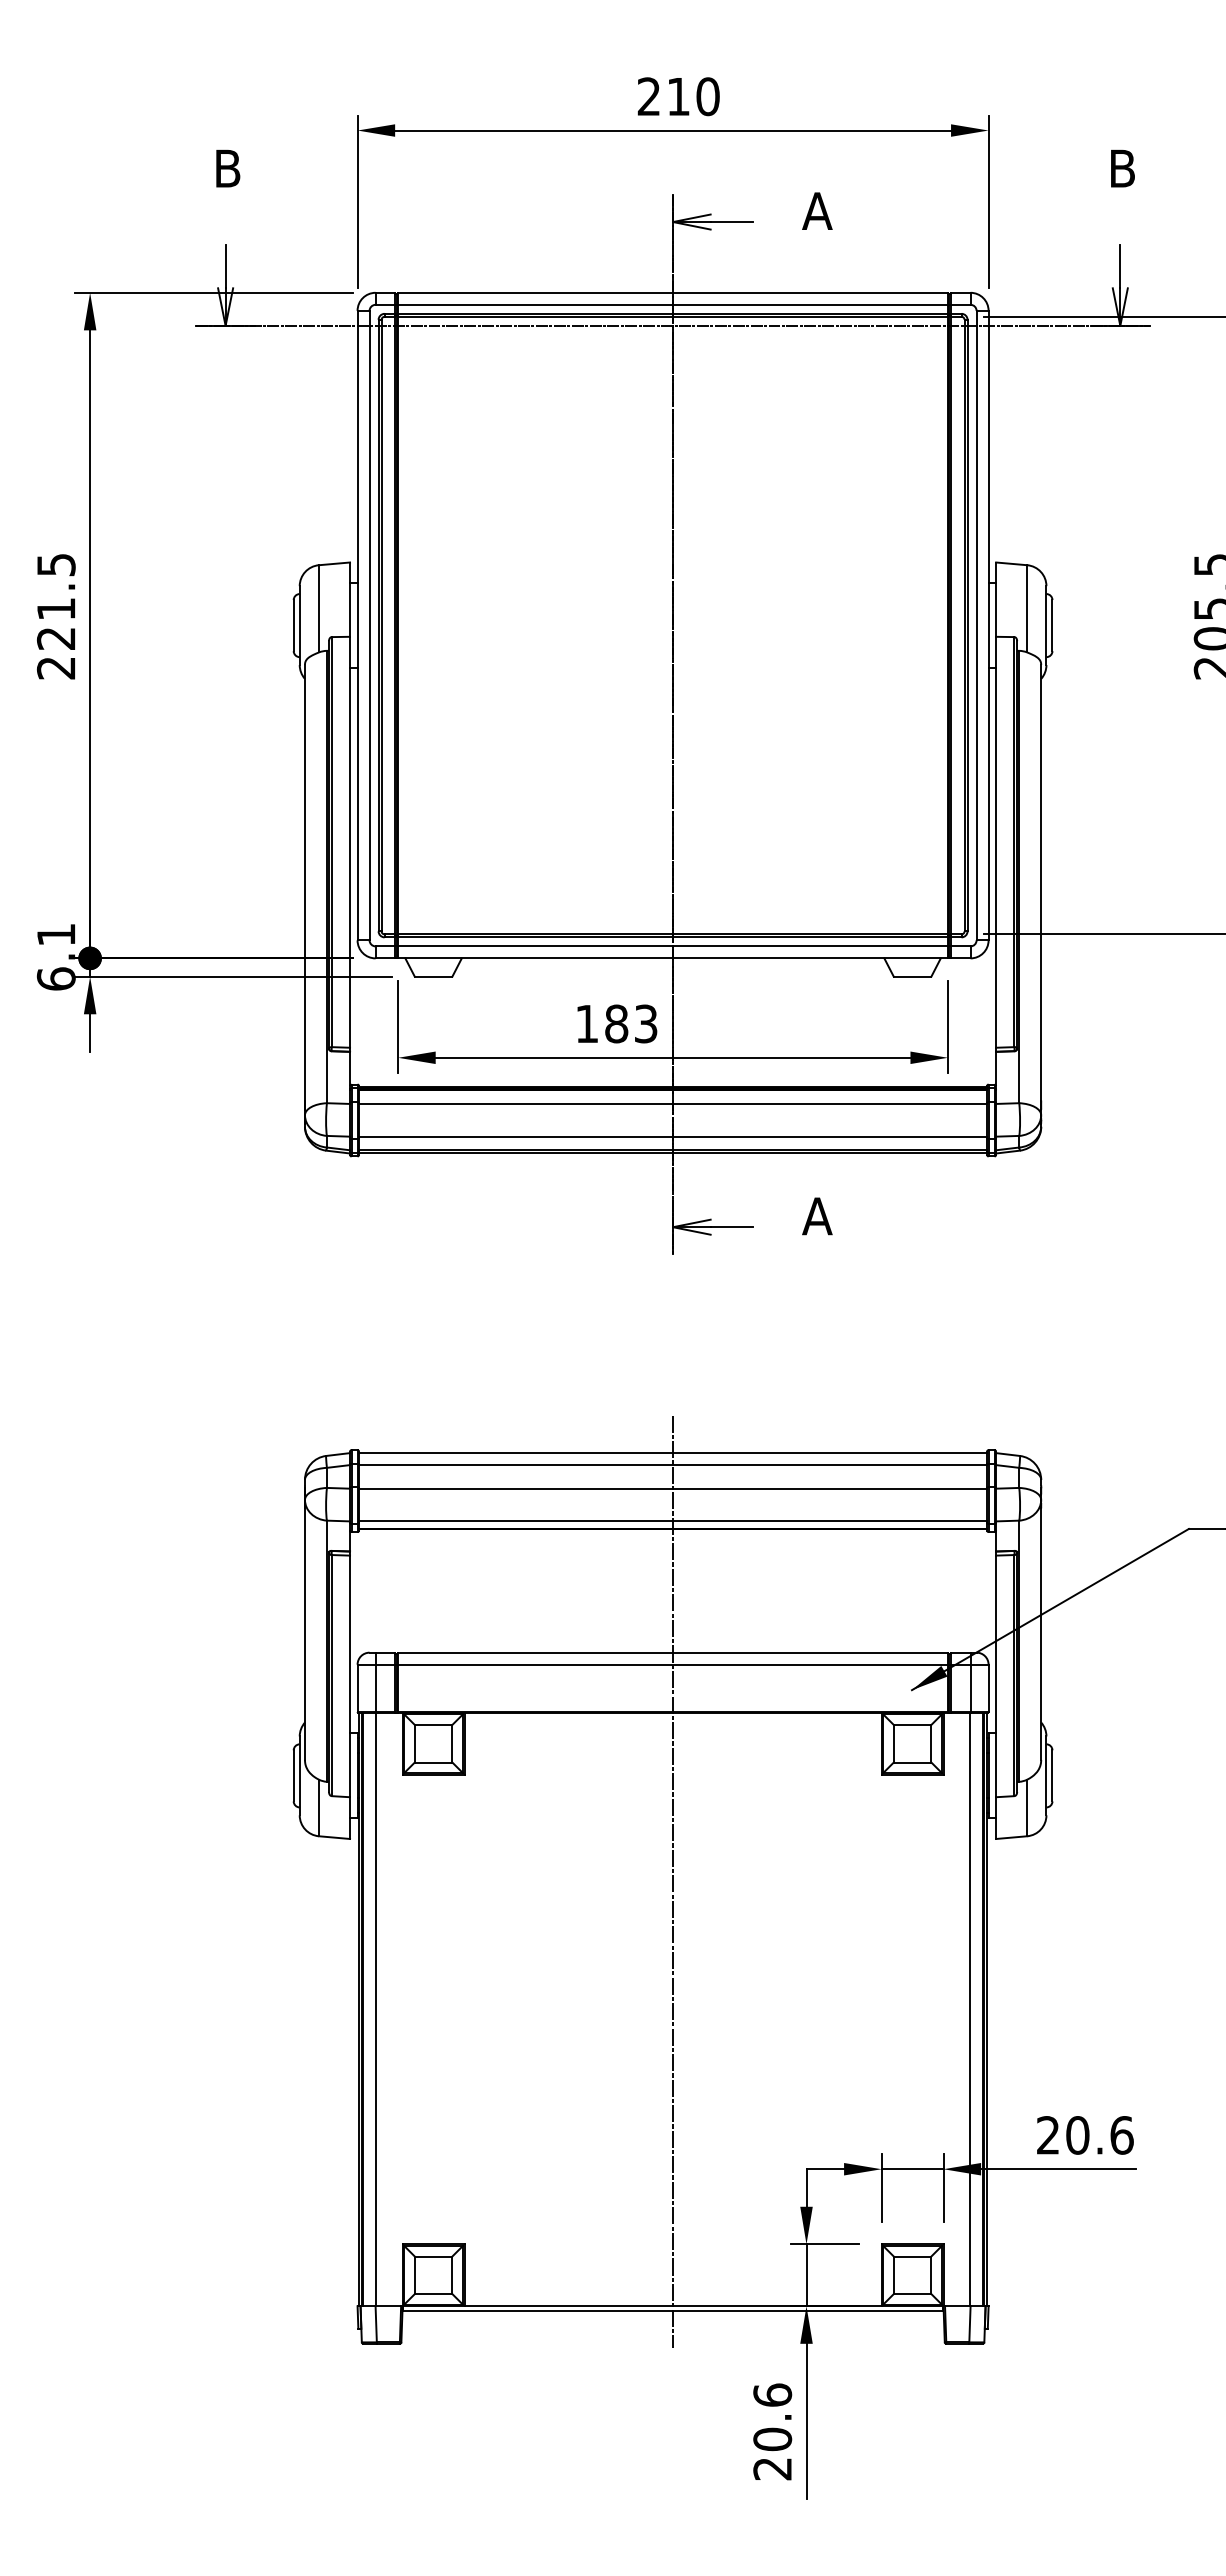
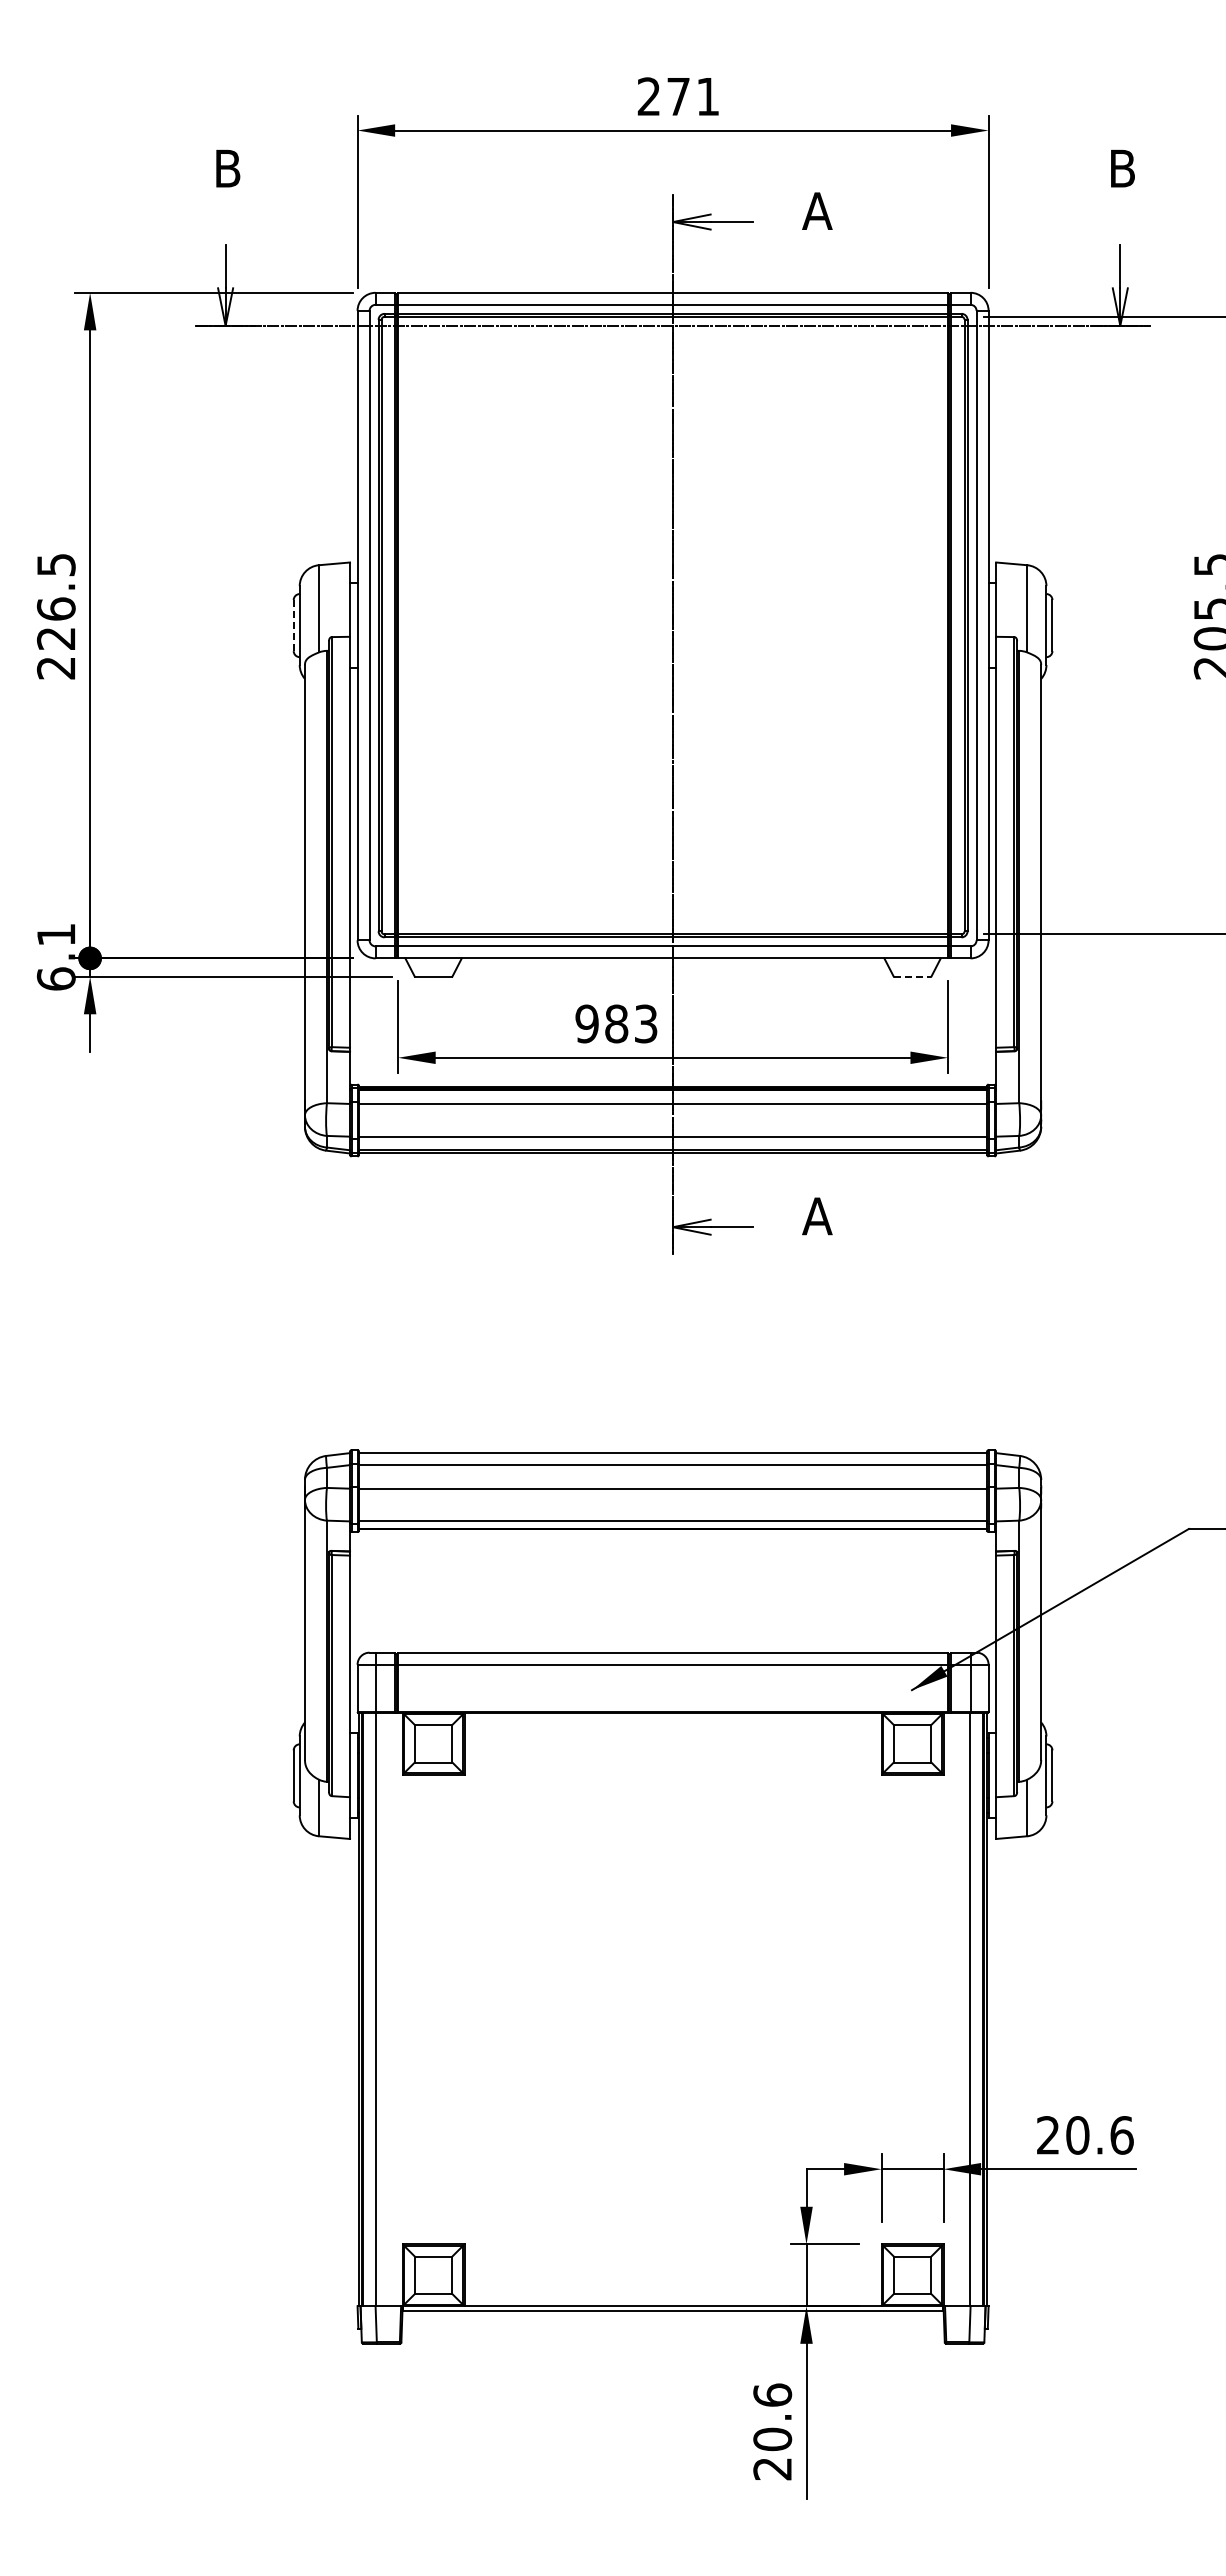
text: 210 -> 271 (693, 96)
text: 221.5 -> 226.5 (55, 608)
line: solid -> dashed (293, 625)
line: solid -> dashed (912, 976)
text: 183 -> 983 (586, 1023)
line: present -> none (673, 1881)
